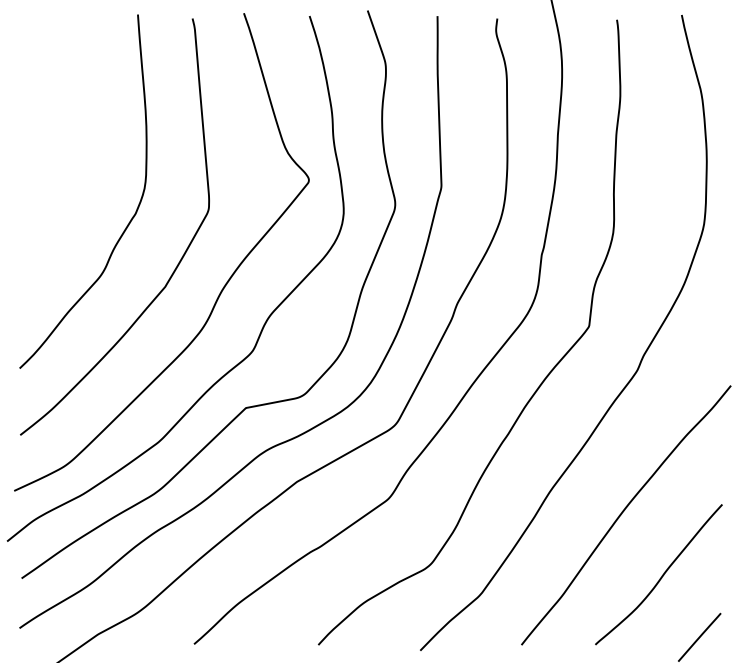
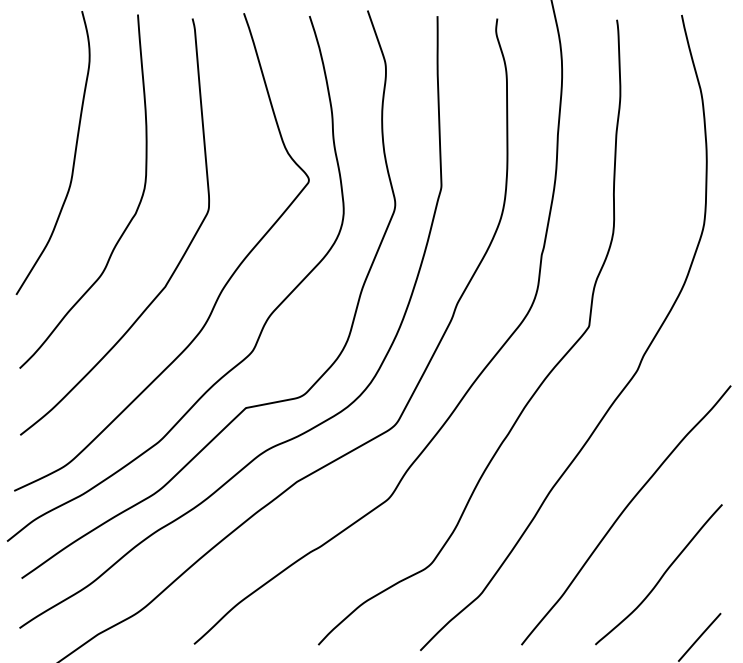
curve: none -> present (73, 157)
